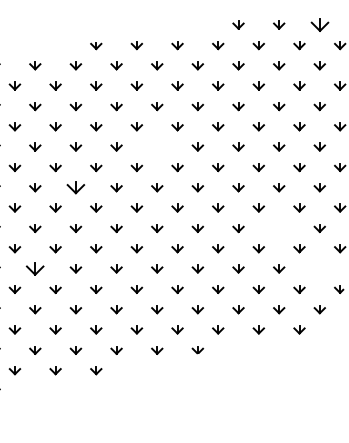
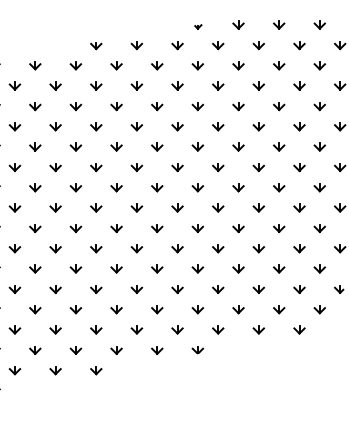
part size: 20x14 px -> 13x10 px (319, 24)
part: none -> present (198, 26)
part: none -> present (157, 146)
part size: 20x14 px -> 14x10 px (75, 187)
part: none -> present (279, 228)
part size: 20x14 px -> 13x10 px (35, 268)
part: none -> present (319, 268)
